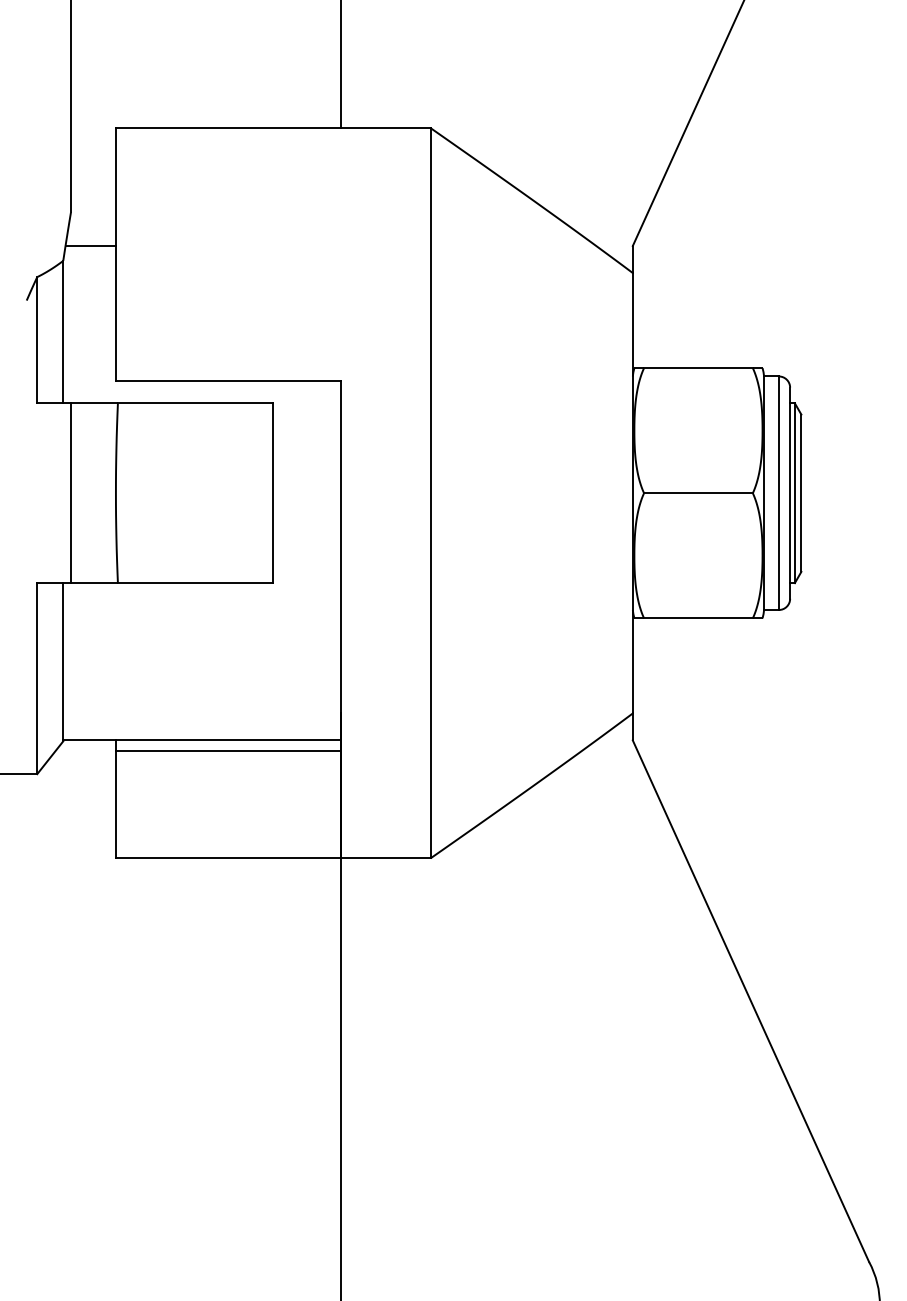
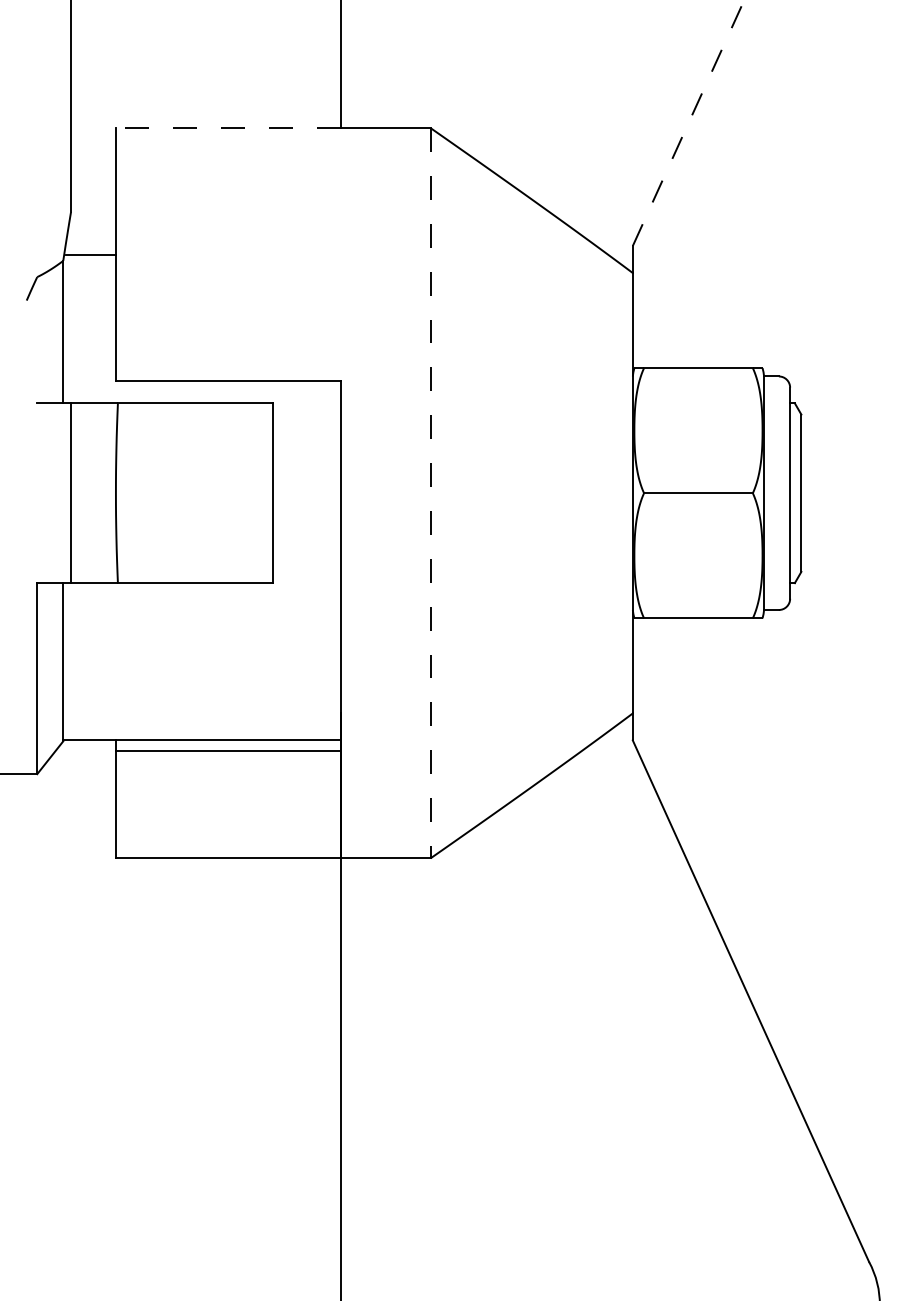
line: solid -> dashed (688, 123)
line: solid -> dashed (227, 128)
line position: (90, 246) -> (90, 255) (90, 255)
line: present -> none (37, 340)
line: solid -> dashed (430, 493)
line: present -> none (778, 493)
line: present -> none (794, 493)
